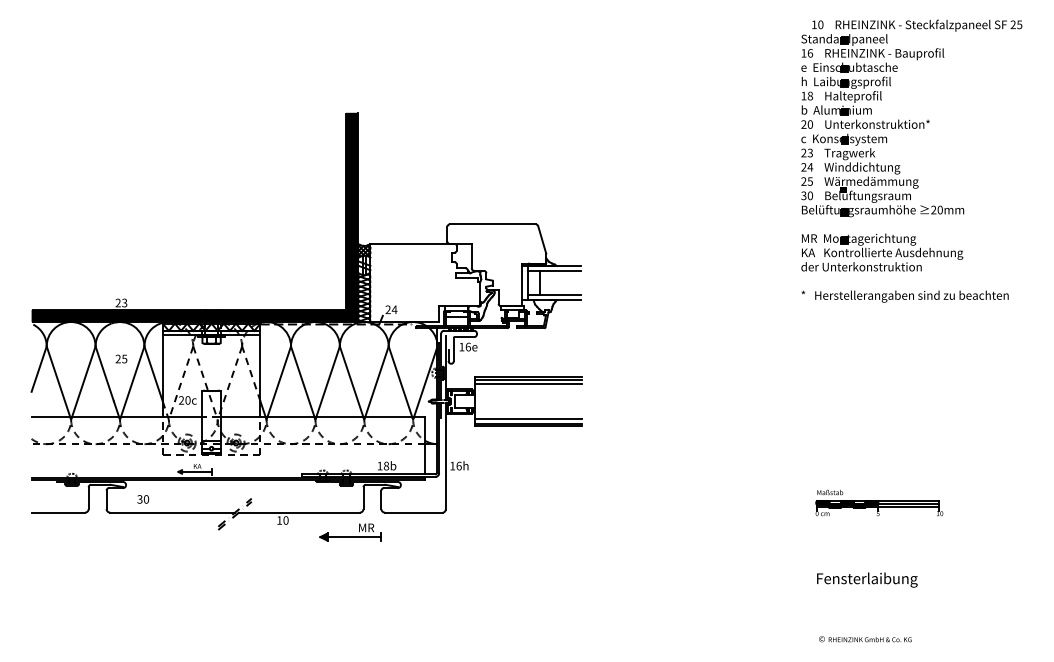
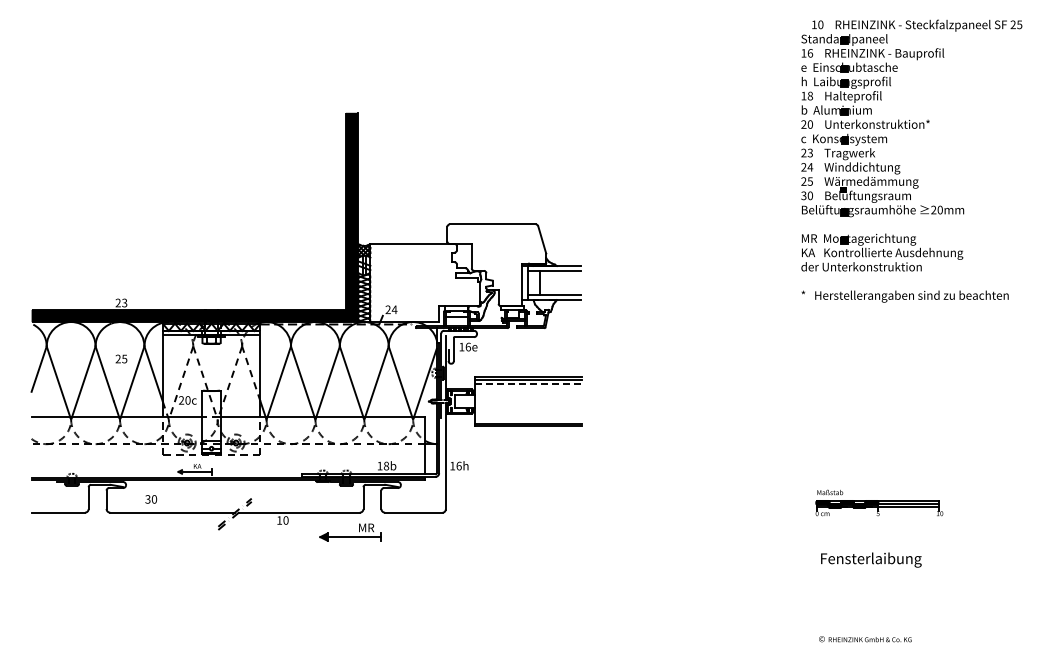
line: solid -> dashed (529, 384)
line: present -> none (528, 418)
text position: (143, 499) -> (151, 499) (151, 499)
text position: (867, 579) -> (871, 559) (871, 559)
